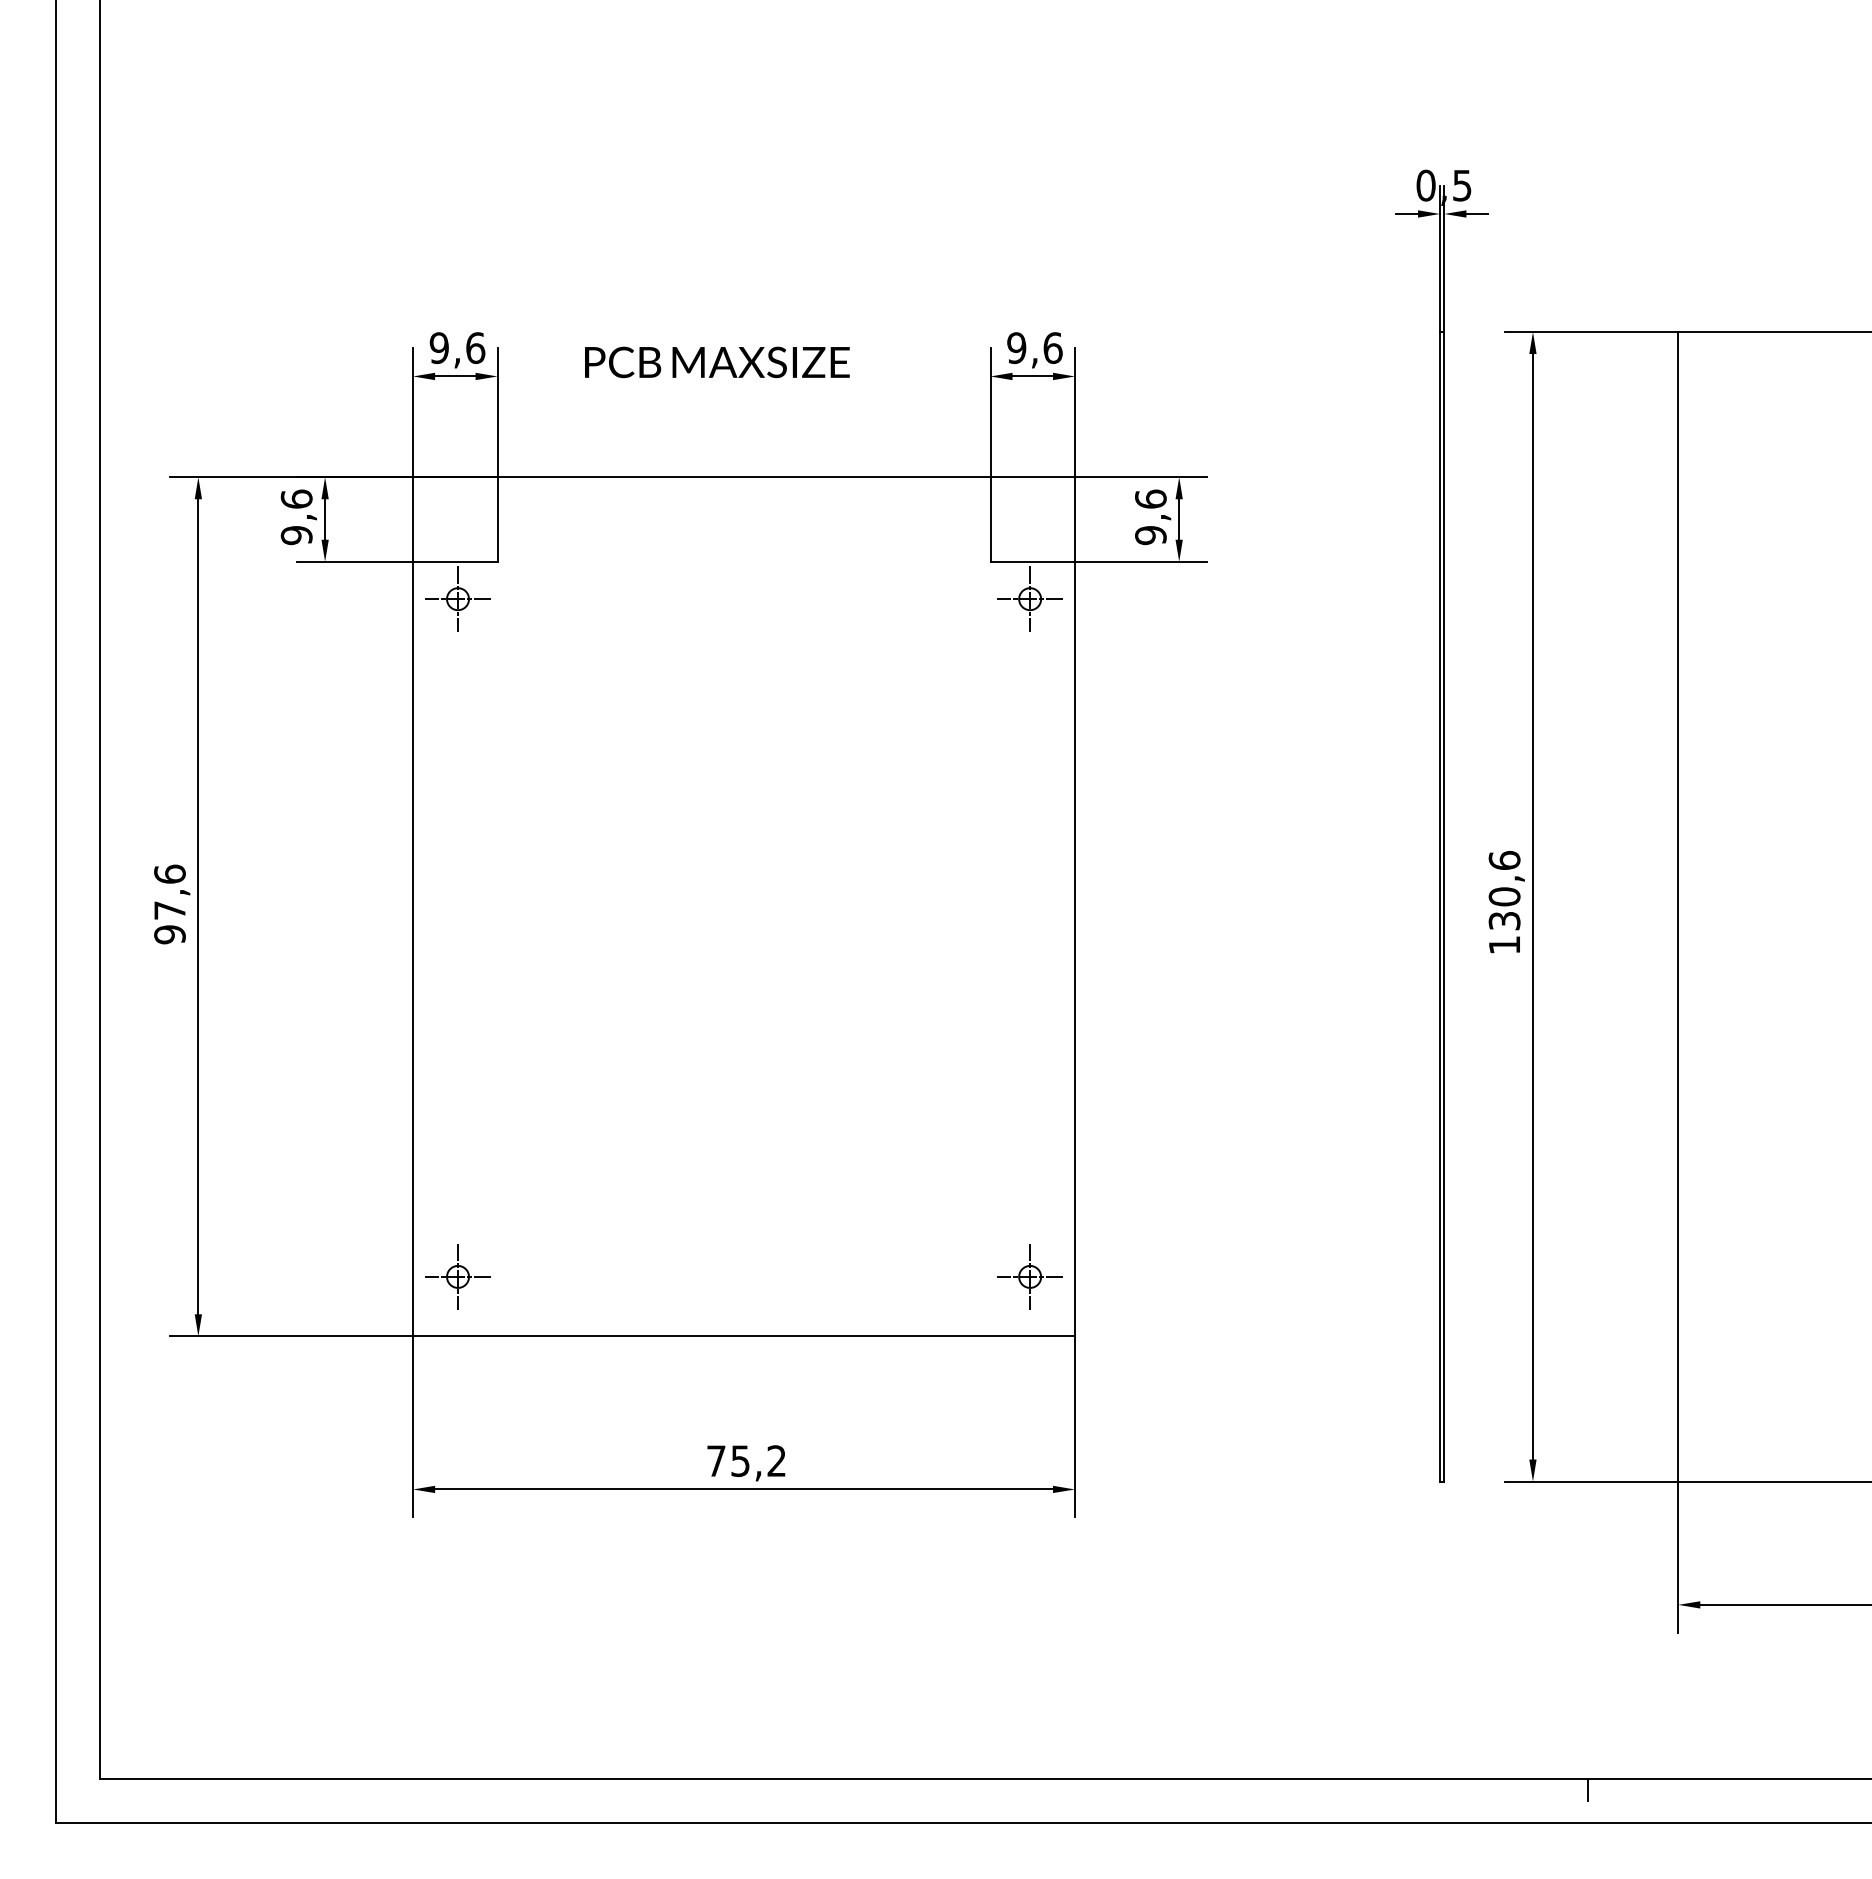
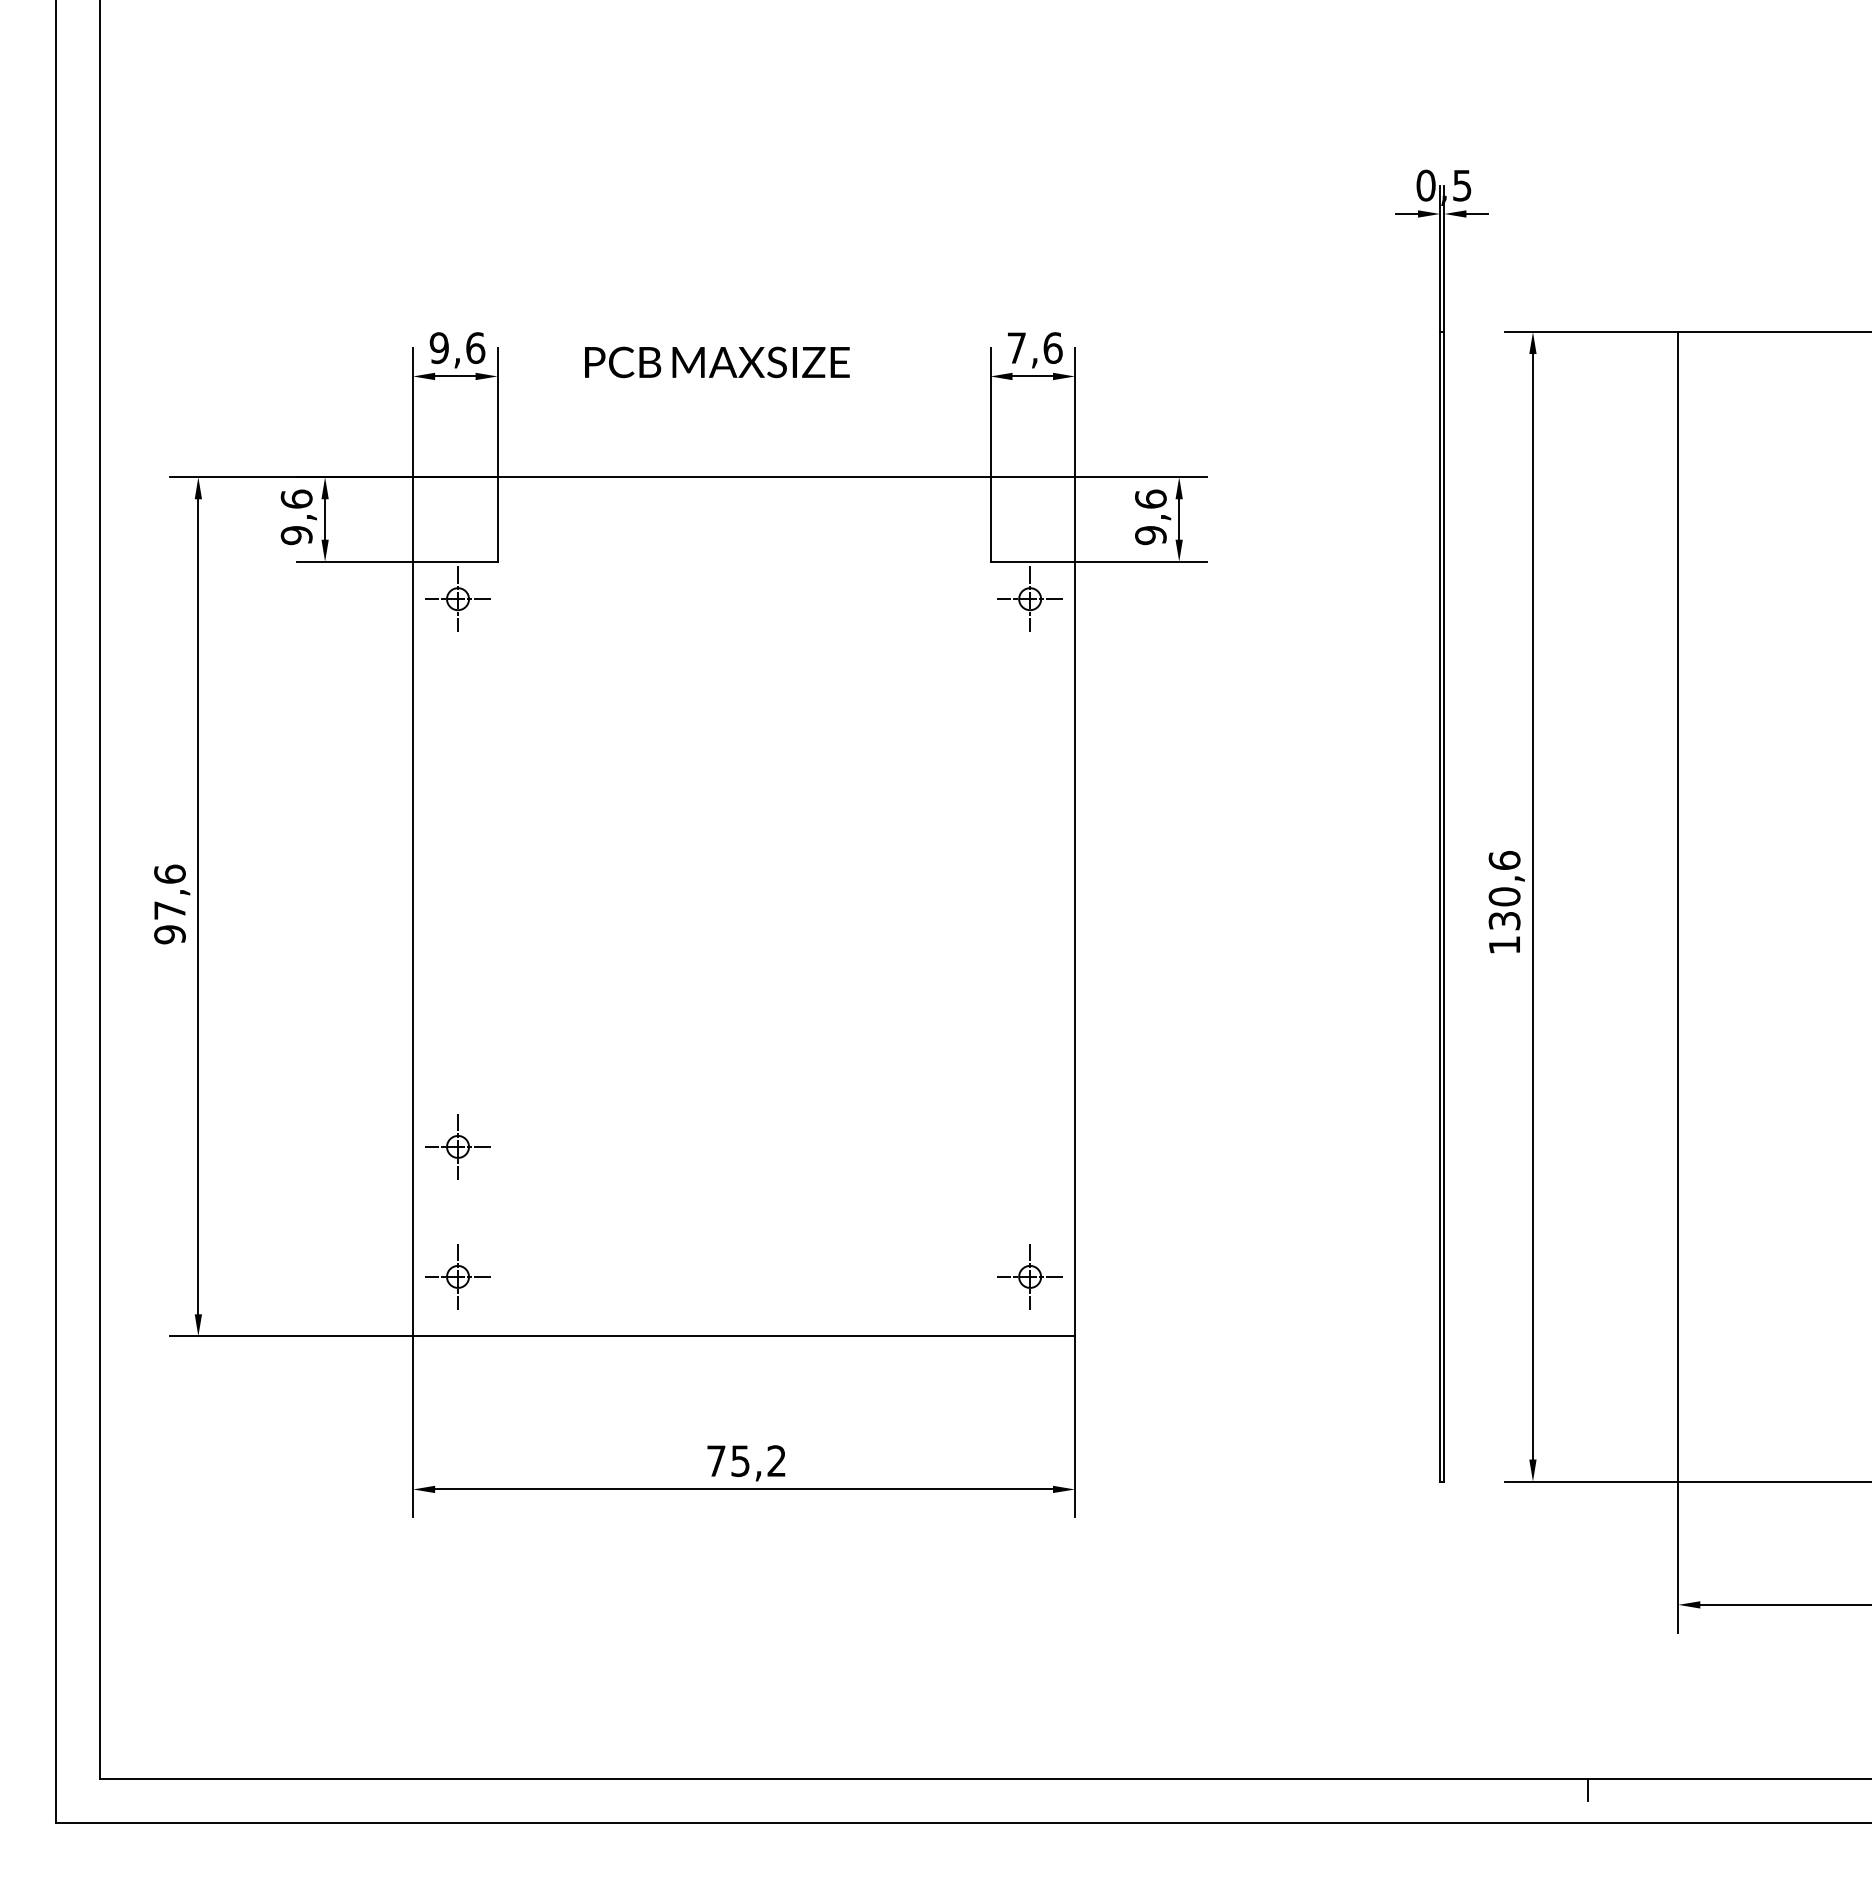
text: 9,6 -> 7,6 (1016, 348)
part: none -> present (457, 1146)
